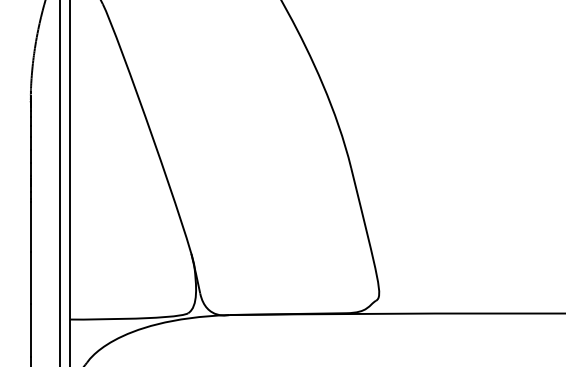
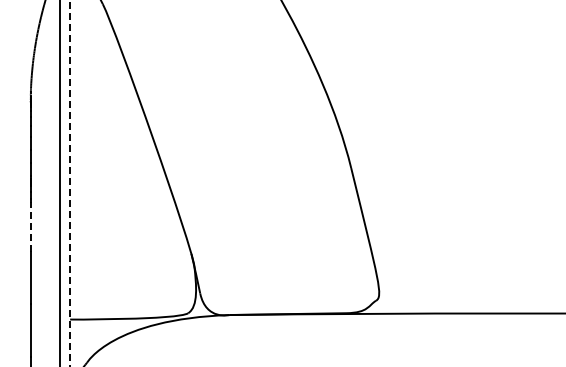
line: solid -> dashed (70, 183)
line: solid -> dashed (30, 226)
